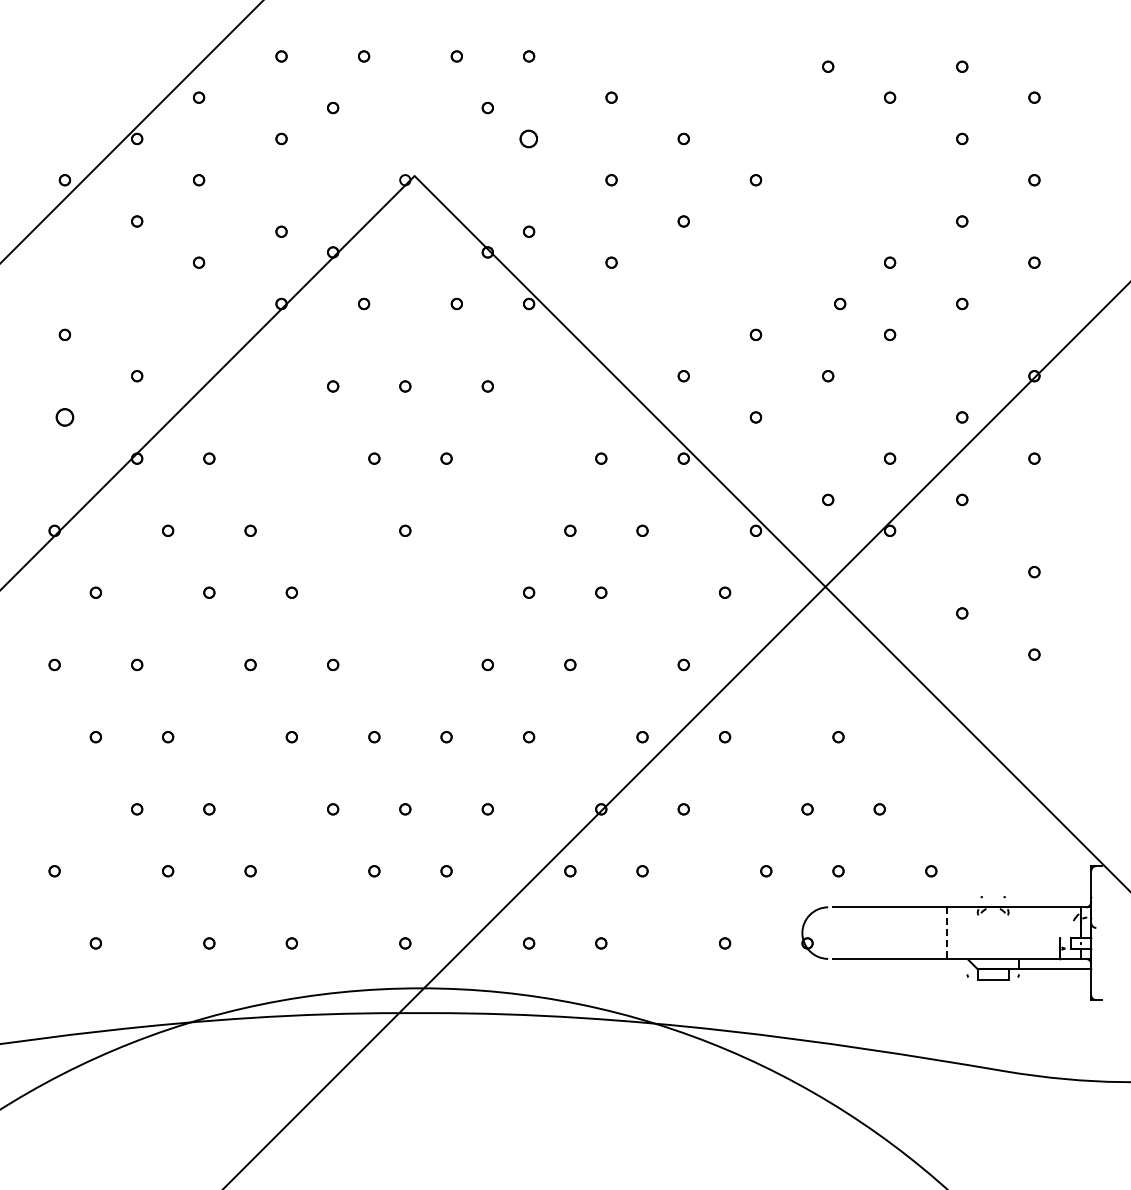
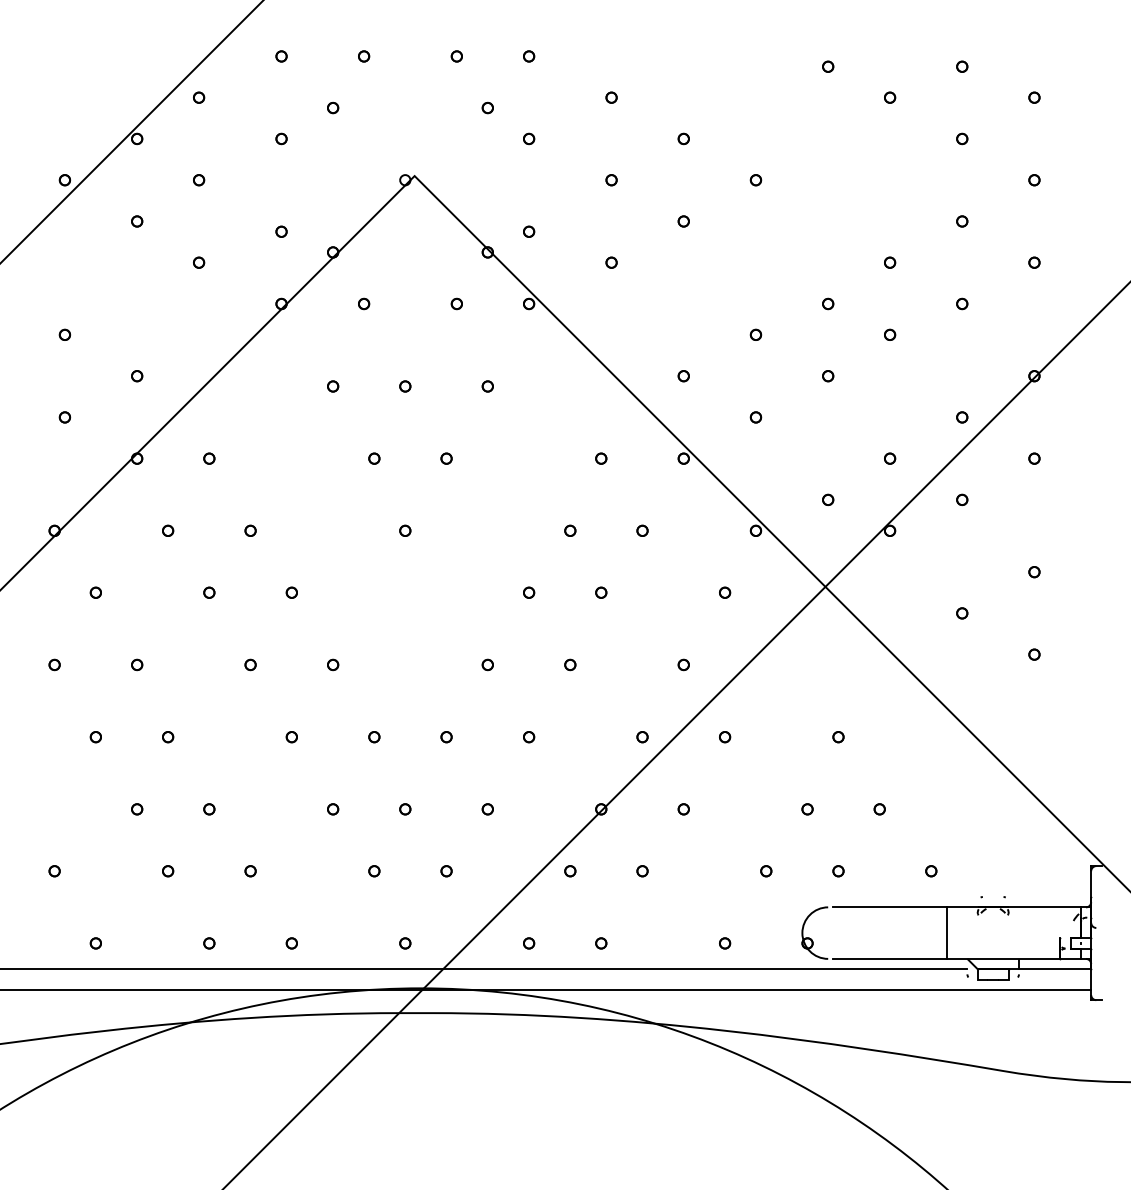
part size: 19x20 px -> 13x14 px (529, 138)
part position: (840, 303) -> (828, 303) (828, 303)
part size: 20x19 px -> 14x13 px (64, 417)
line: dashed -> solid (946, 933)
line: none -> present (484, 969)
line: none -> present (546, 989)
